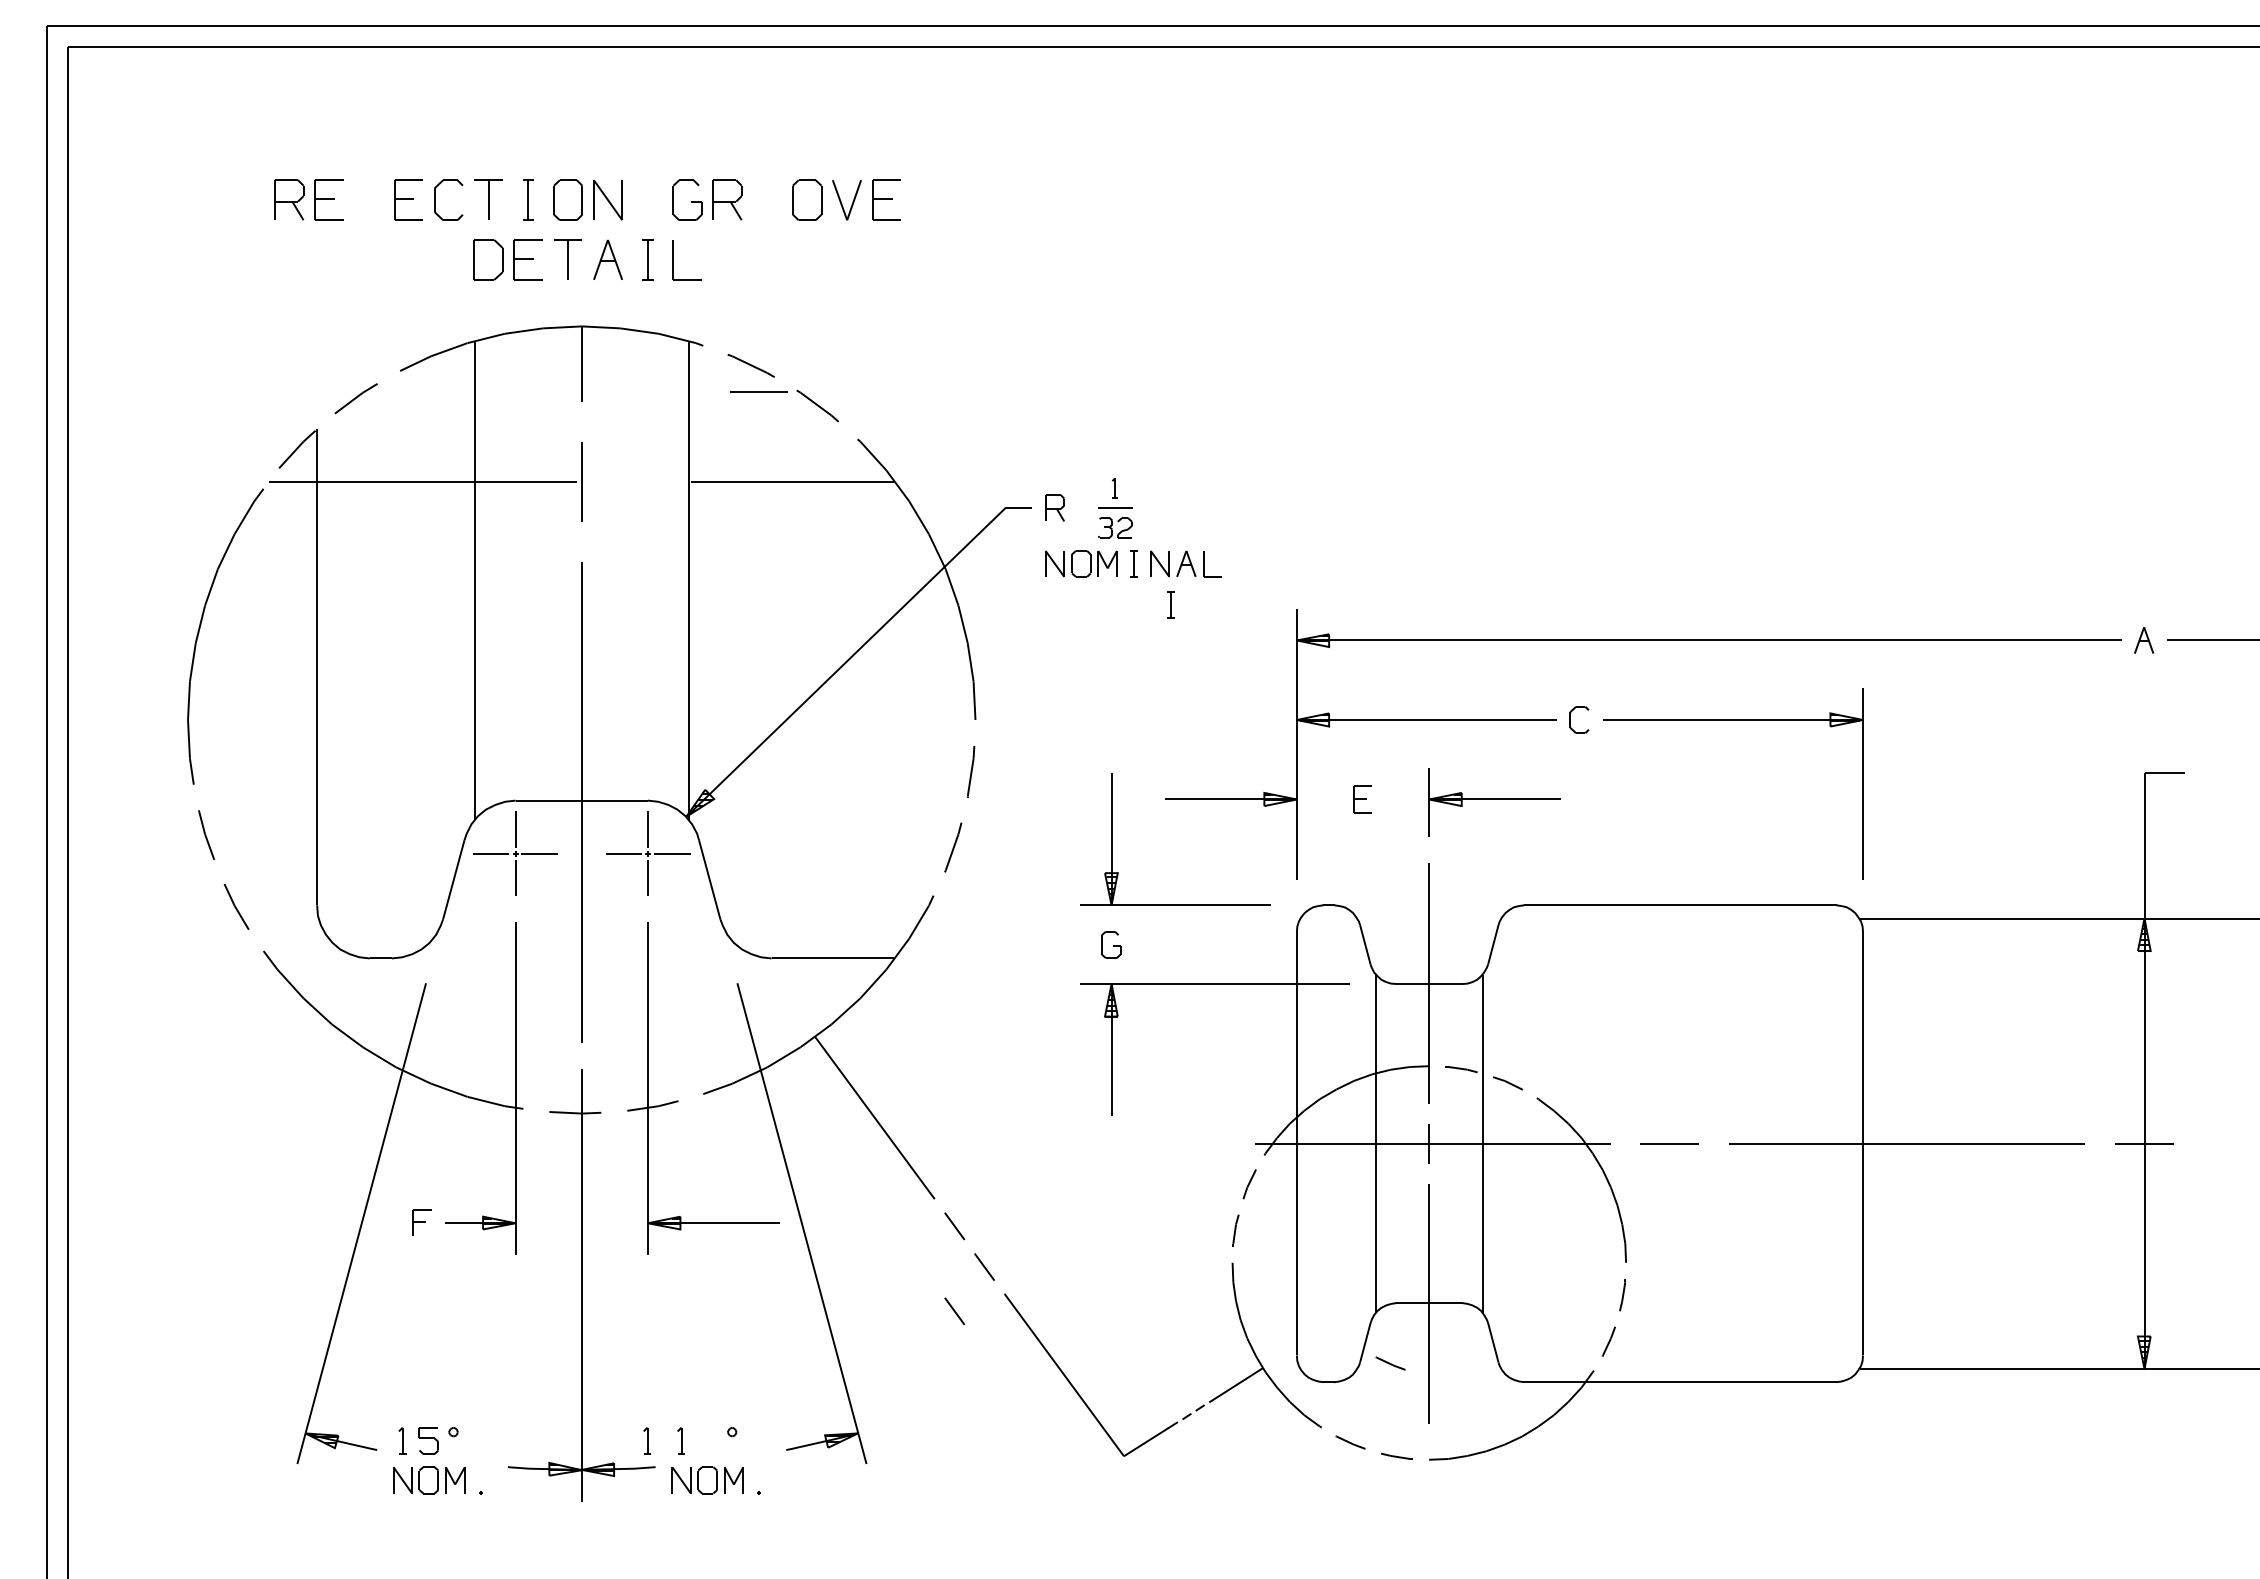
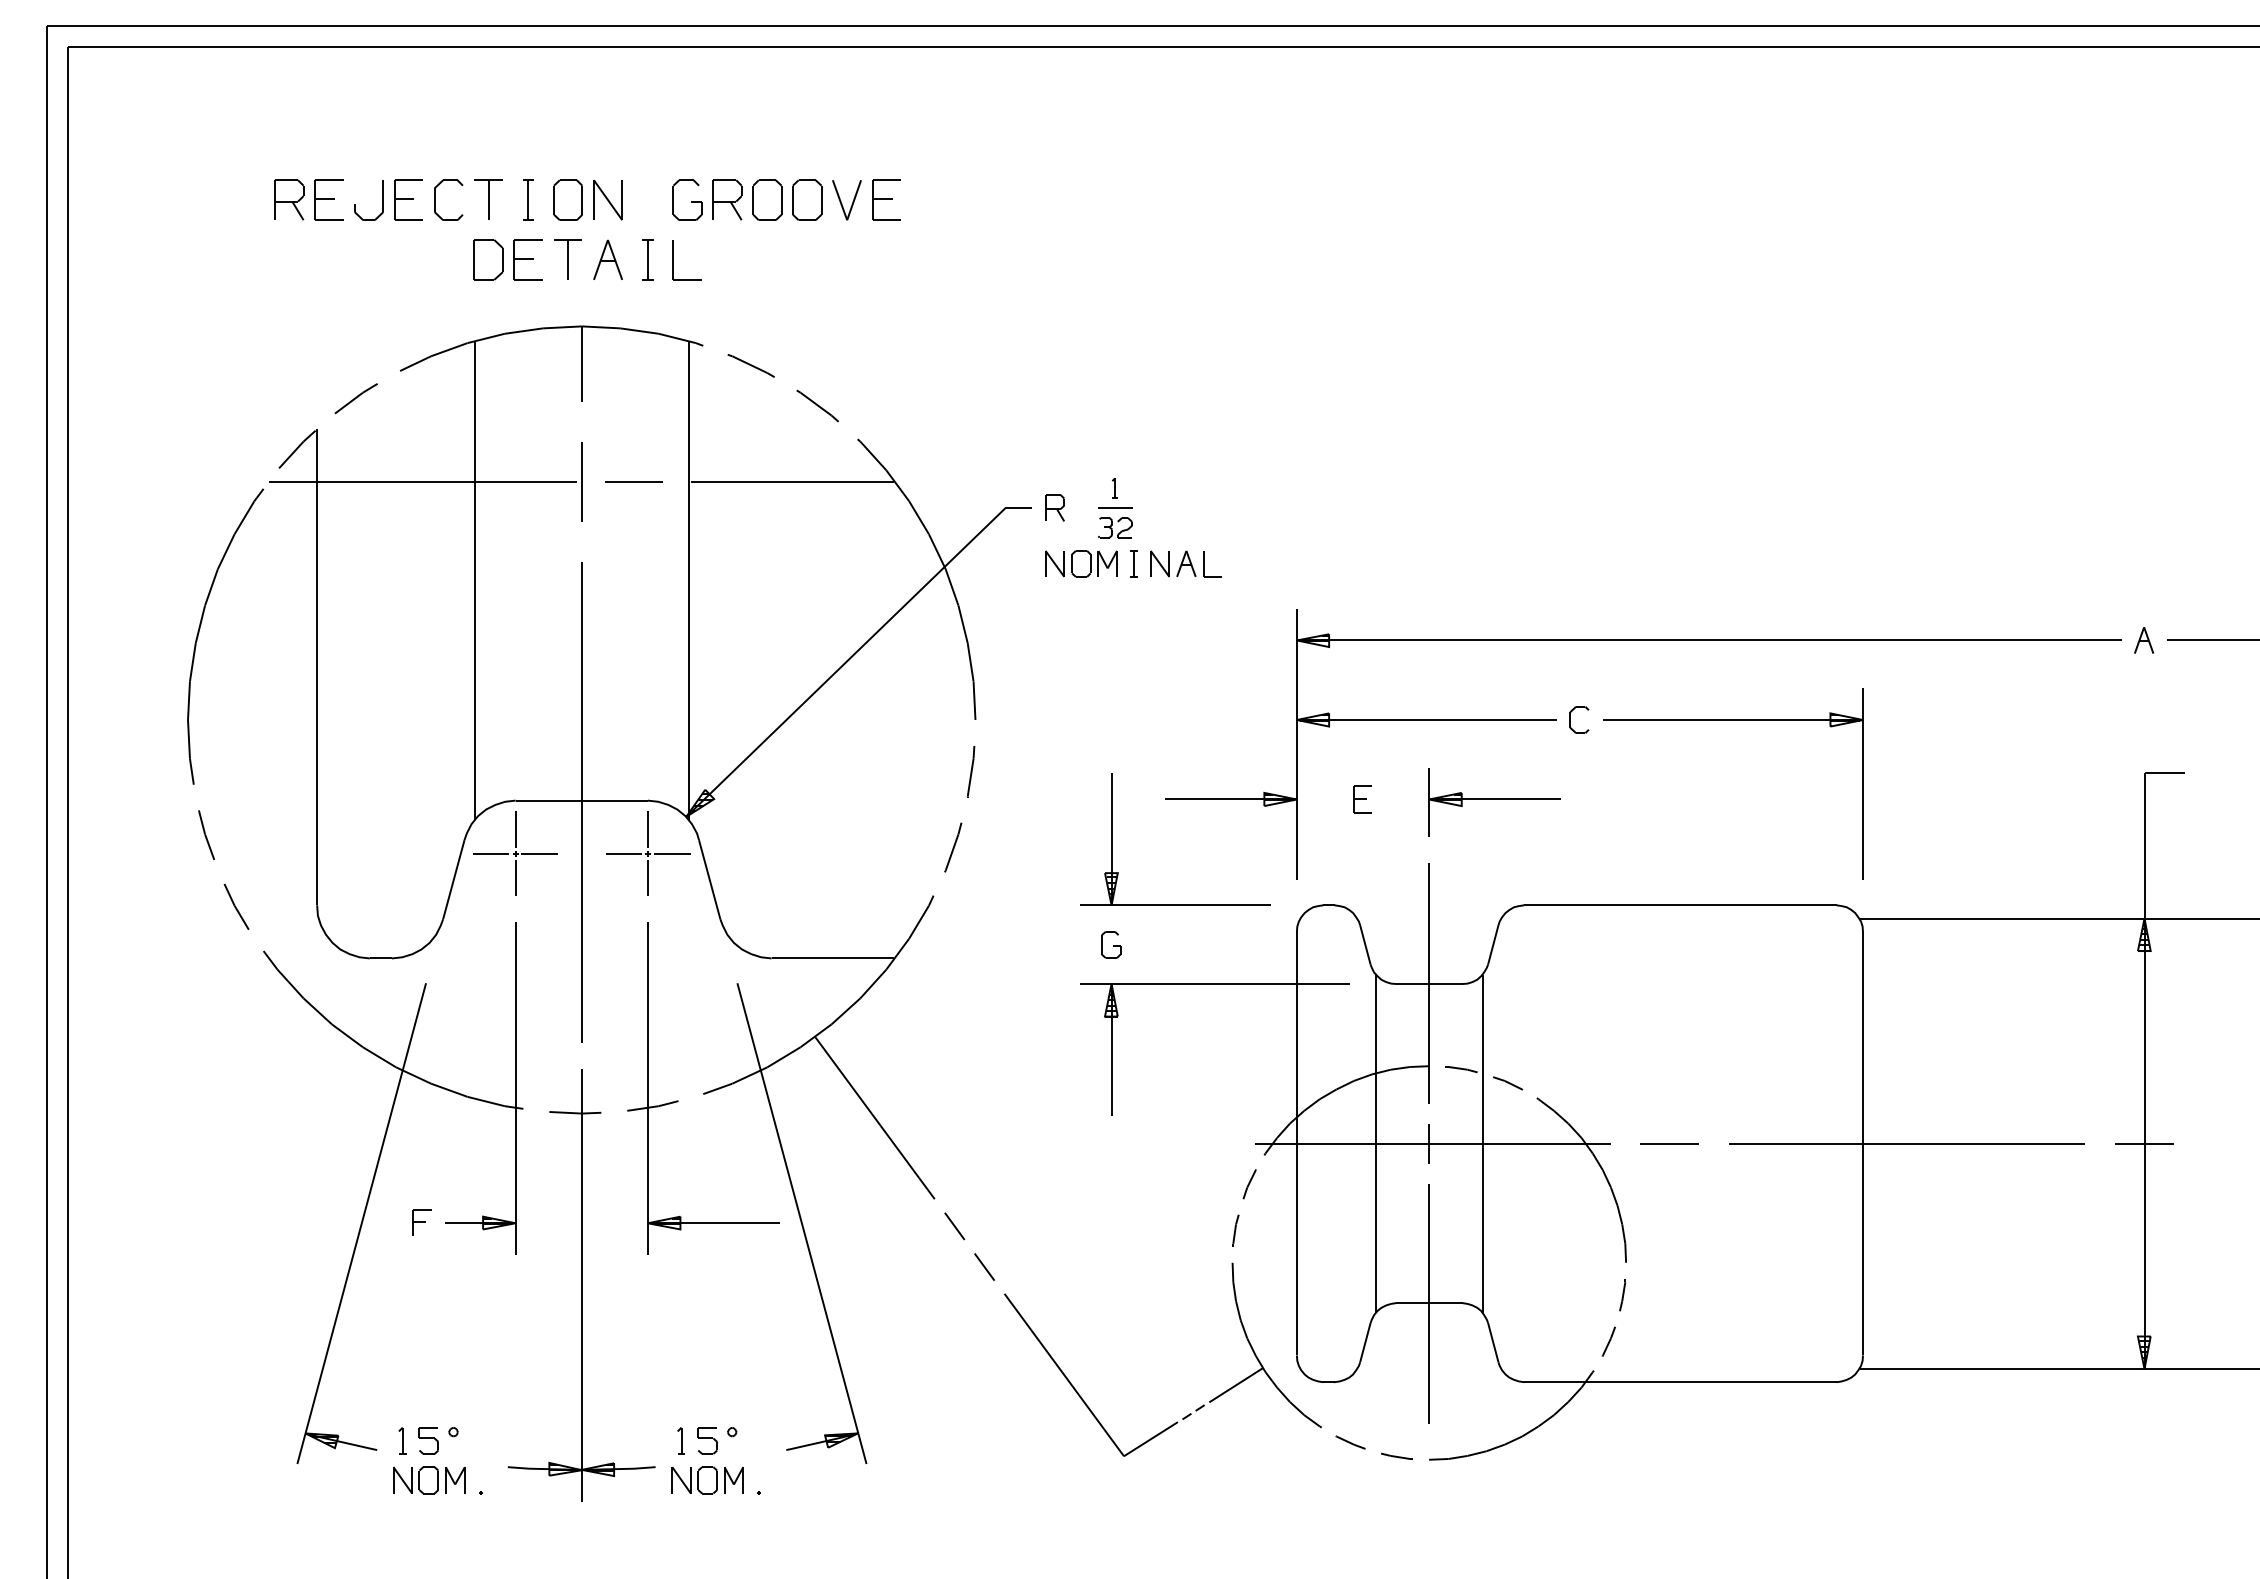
part: none -> present (767, 199)
part: none -> present (355, 204)
line position: (758, 391) -> (633, 481) (633, 481)
part: present -> none (1170, 604)
line: present -> none (954, 1311)
line: present -> none (1390, 1363)
part: present -> none (646, 1440)
part: none -> present (707, 1440)
